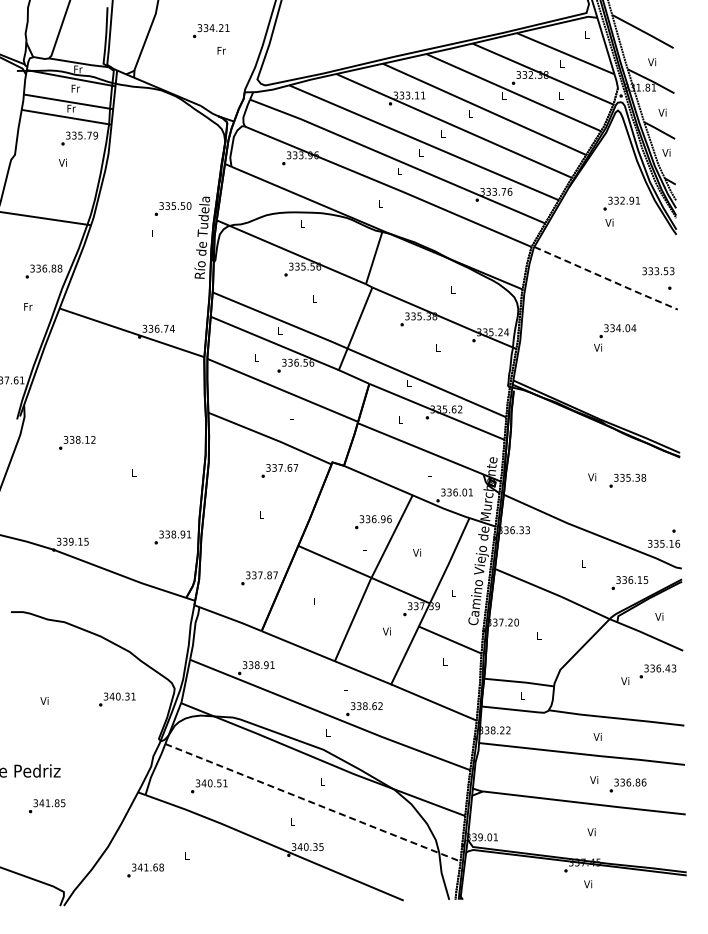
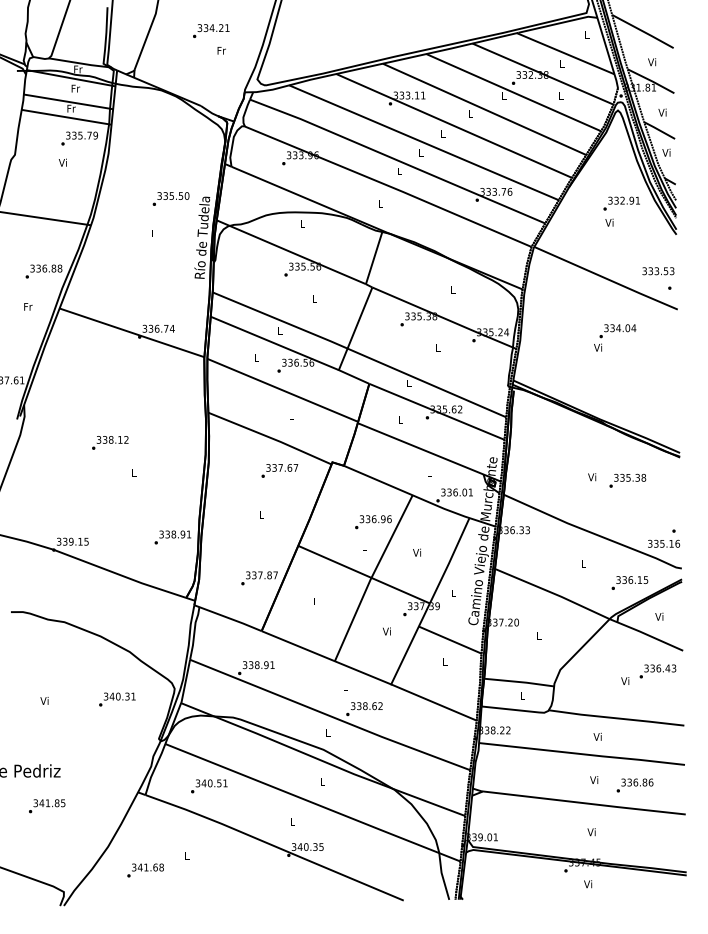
text position: (172, 208) -> (170, 198) (170, 198)
line: dashed -> solid (607, 278)
text position: (77, 442) -> (110, 442) (110, 442)
text position: (627, 785) -> (634, 785) (634, 785)
line: dashed -> solid (313, 803)
